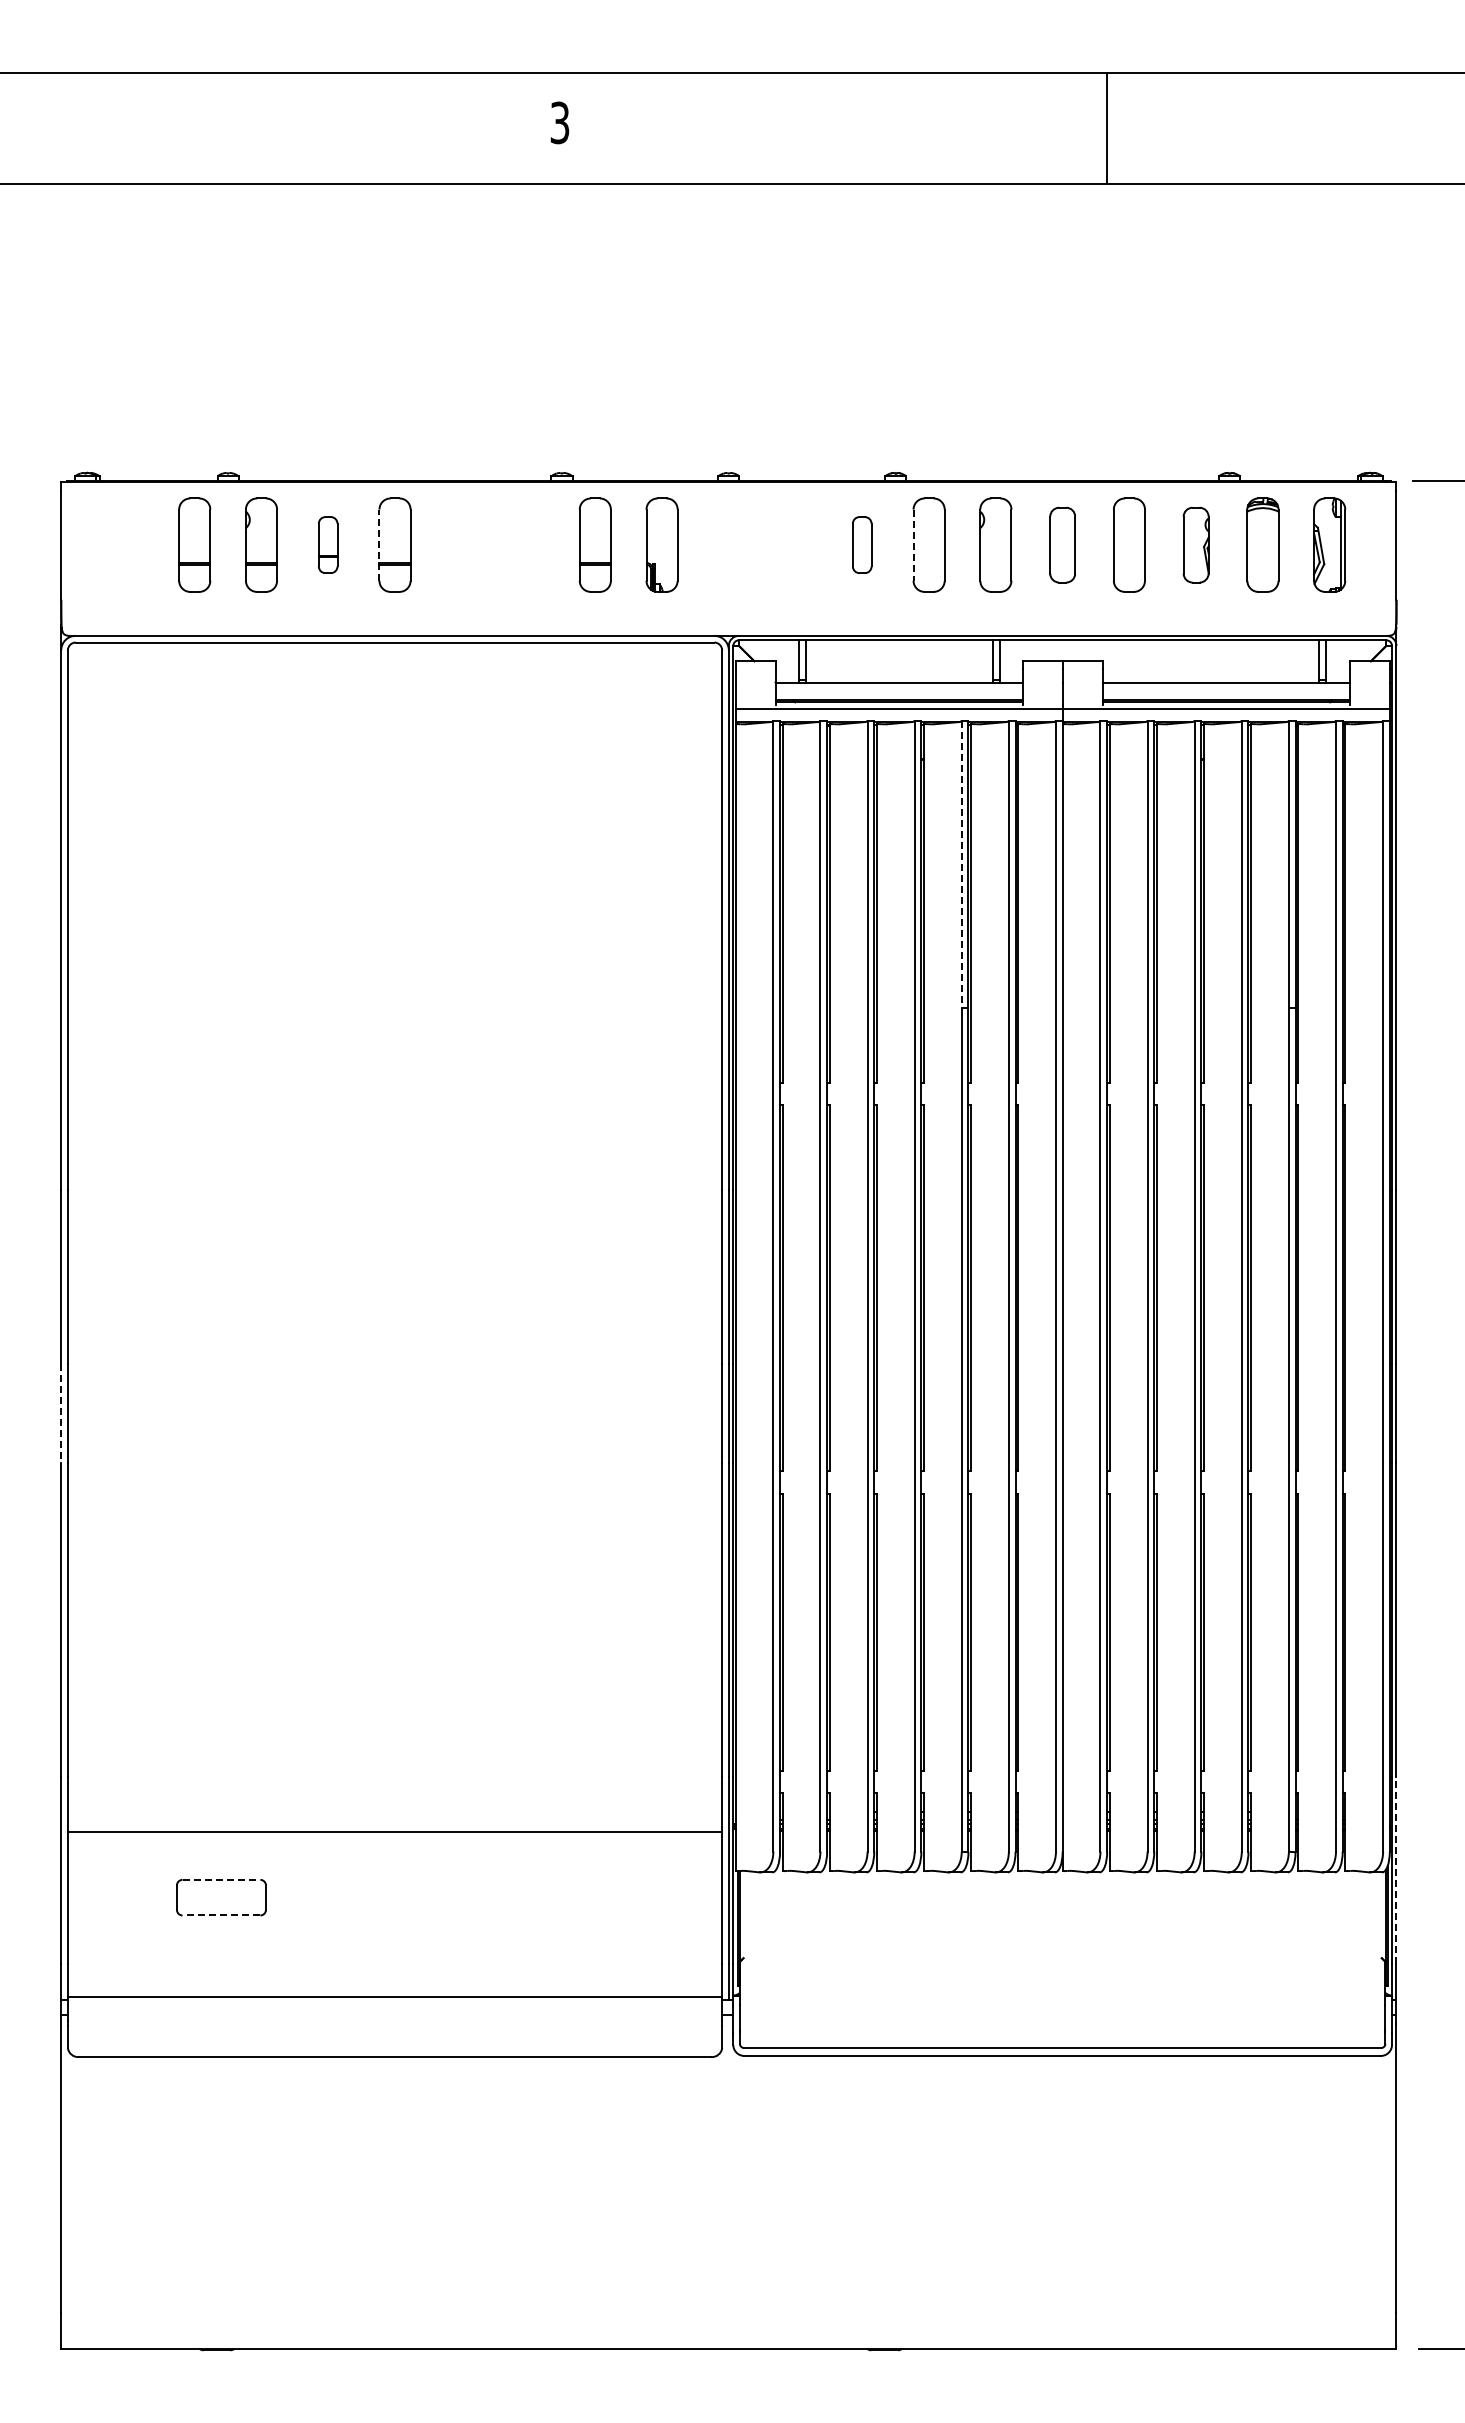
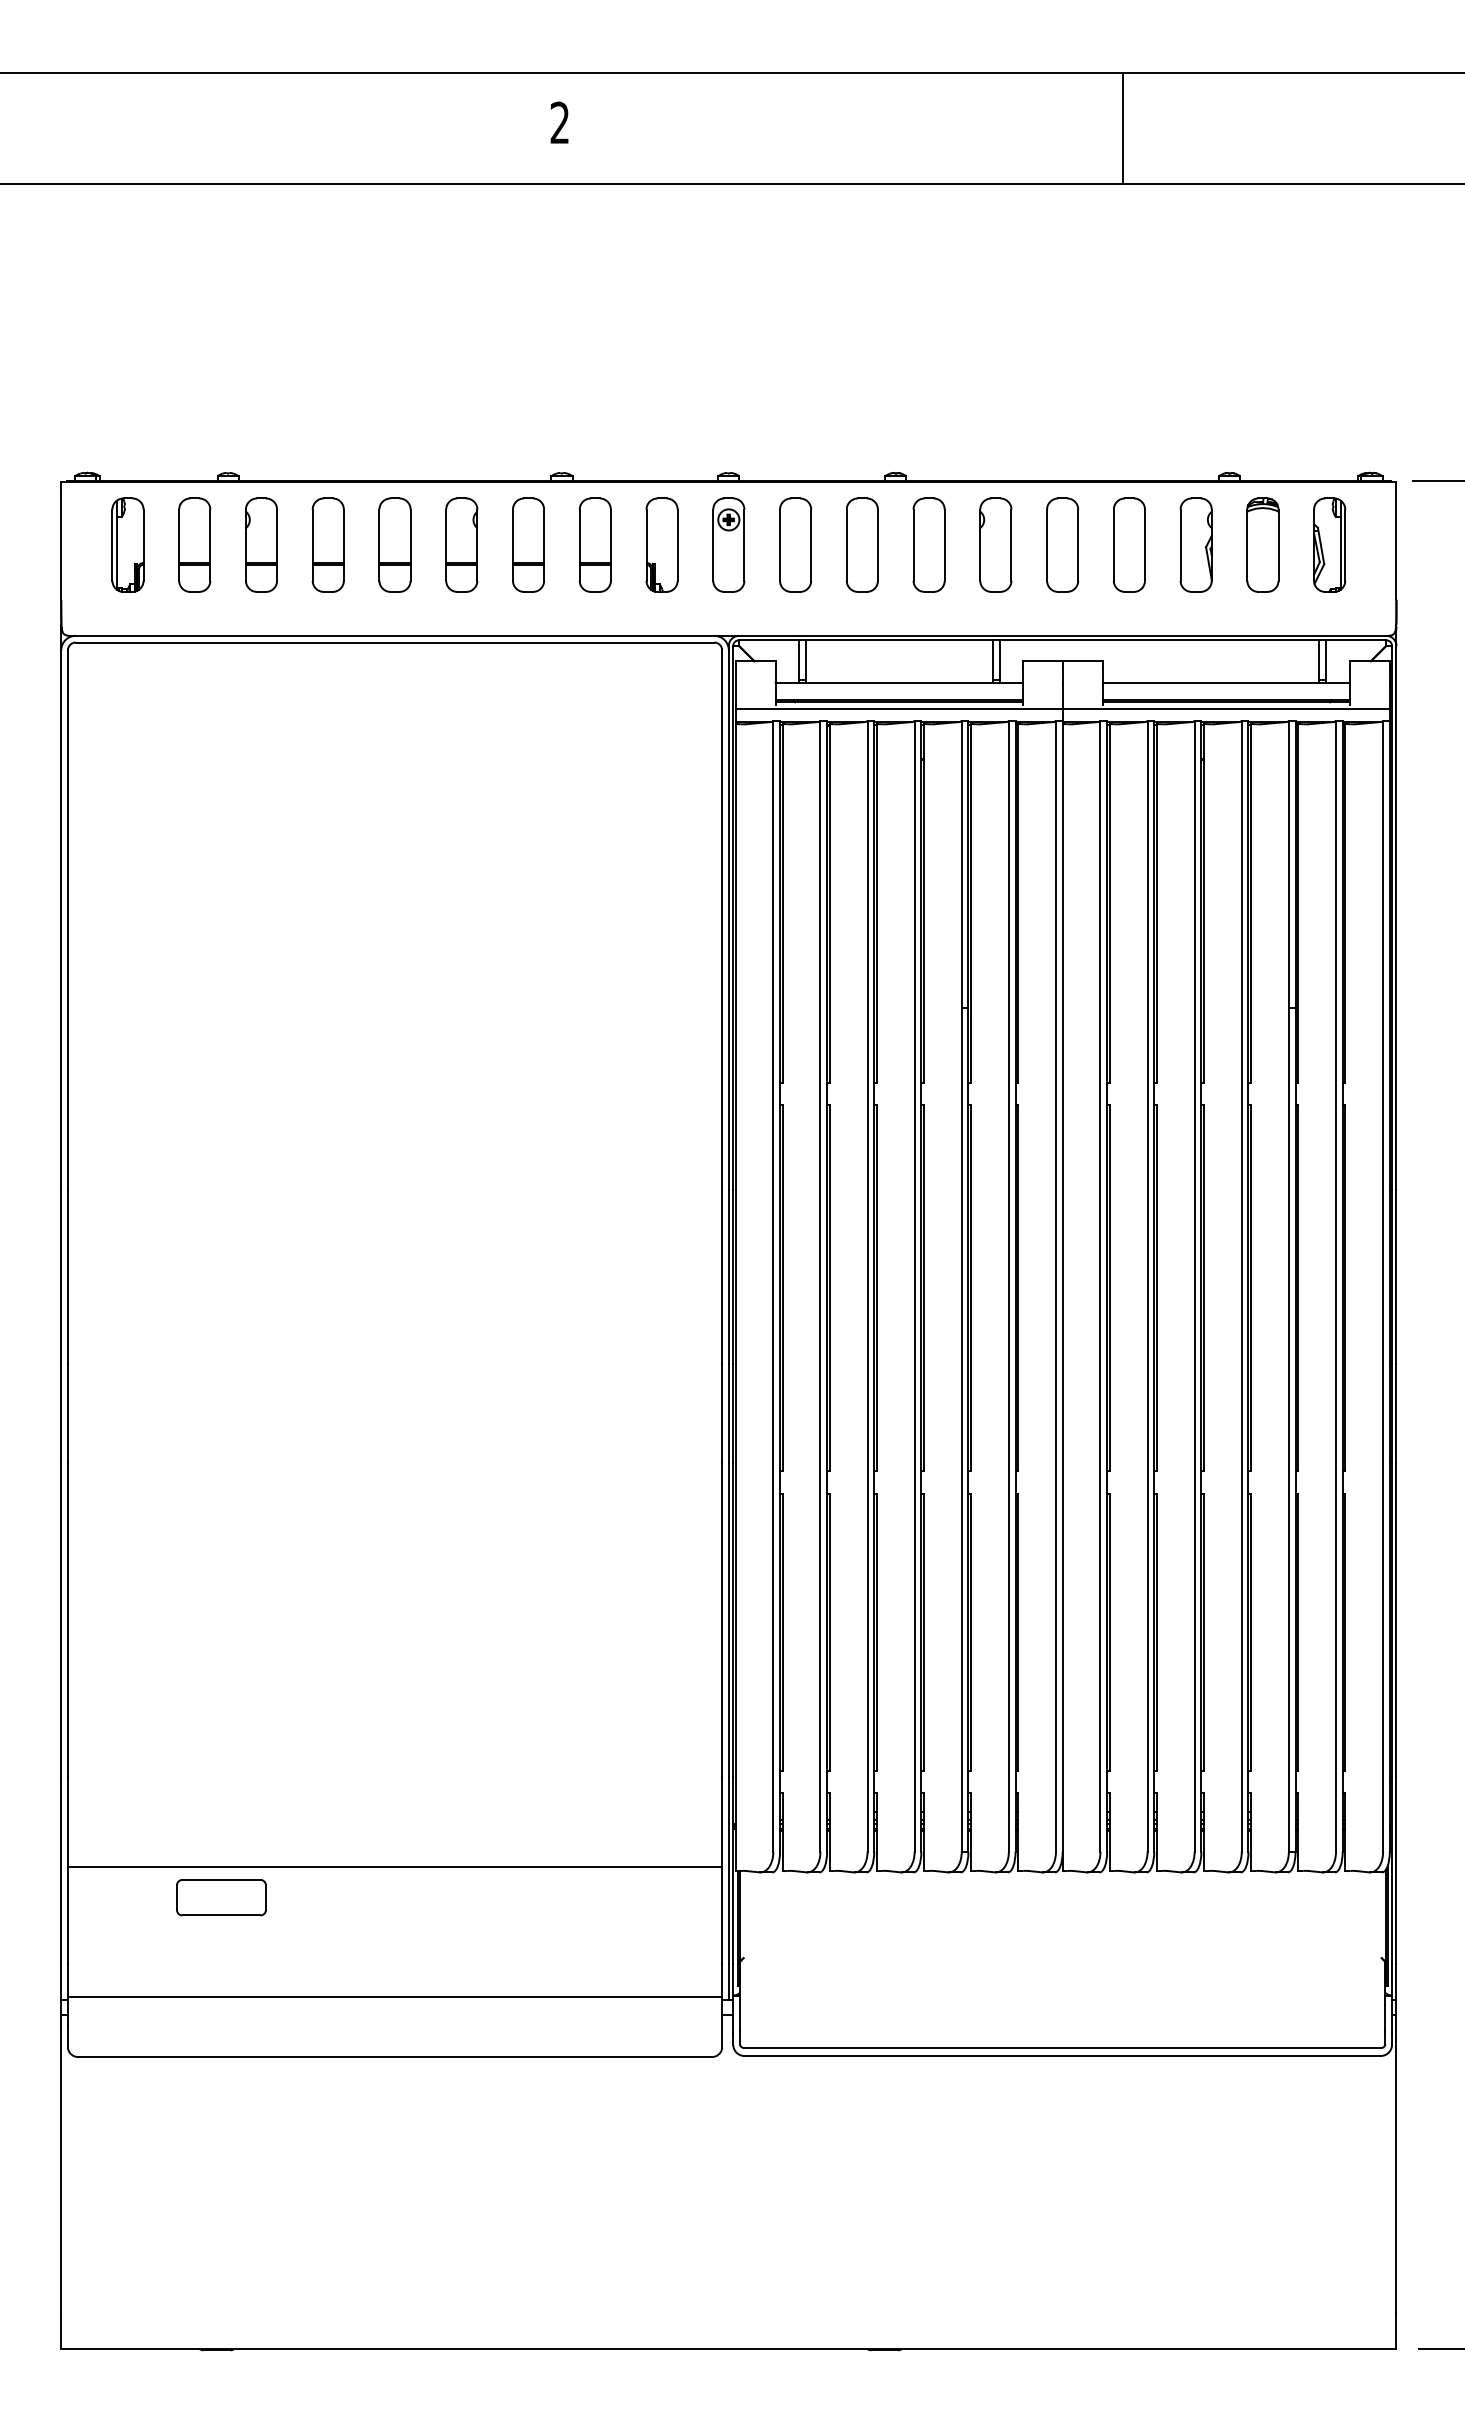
text: 3 -> 2 (559, 122)
line position: (1106, 127) -> (1122, 127) (1122, 127)
part: none -> present (127, 544)
part size: 21x58 px -> 34x96 px (327, 544)
part: none -> present (461, 544)
part: none -> present (528, 544)
part: none -> present (728, 544)
part: none -> present (795, 544)
part size: 21x58 px -> 34x96 px (861, 544)
part size: 27x78 px -> 34x96 px (1062, 544)
part size: 28x78 px -> 34x96 px (1195, 544)
line: dashed -> solid (379, 545)
line: dashed -> solid (913, 545)
line: dashed -> solid (961, 864)
line: dashed -> solid (61, 1413)
line position: (394, 1831) -> (394, 1866) (394, 1866)
line: dashed -> solid (1396, 1870)
line: dashed -> solid (221, 1879)
line: dashed -> solid (221, 1915)
